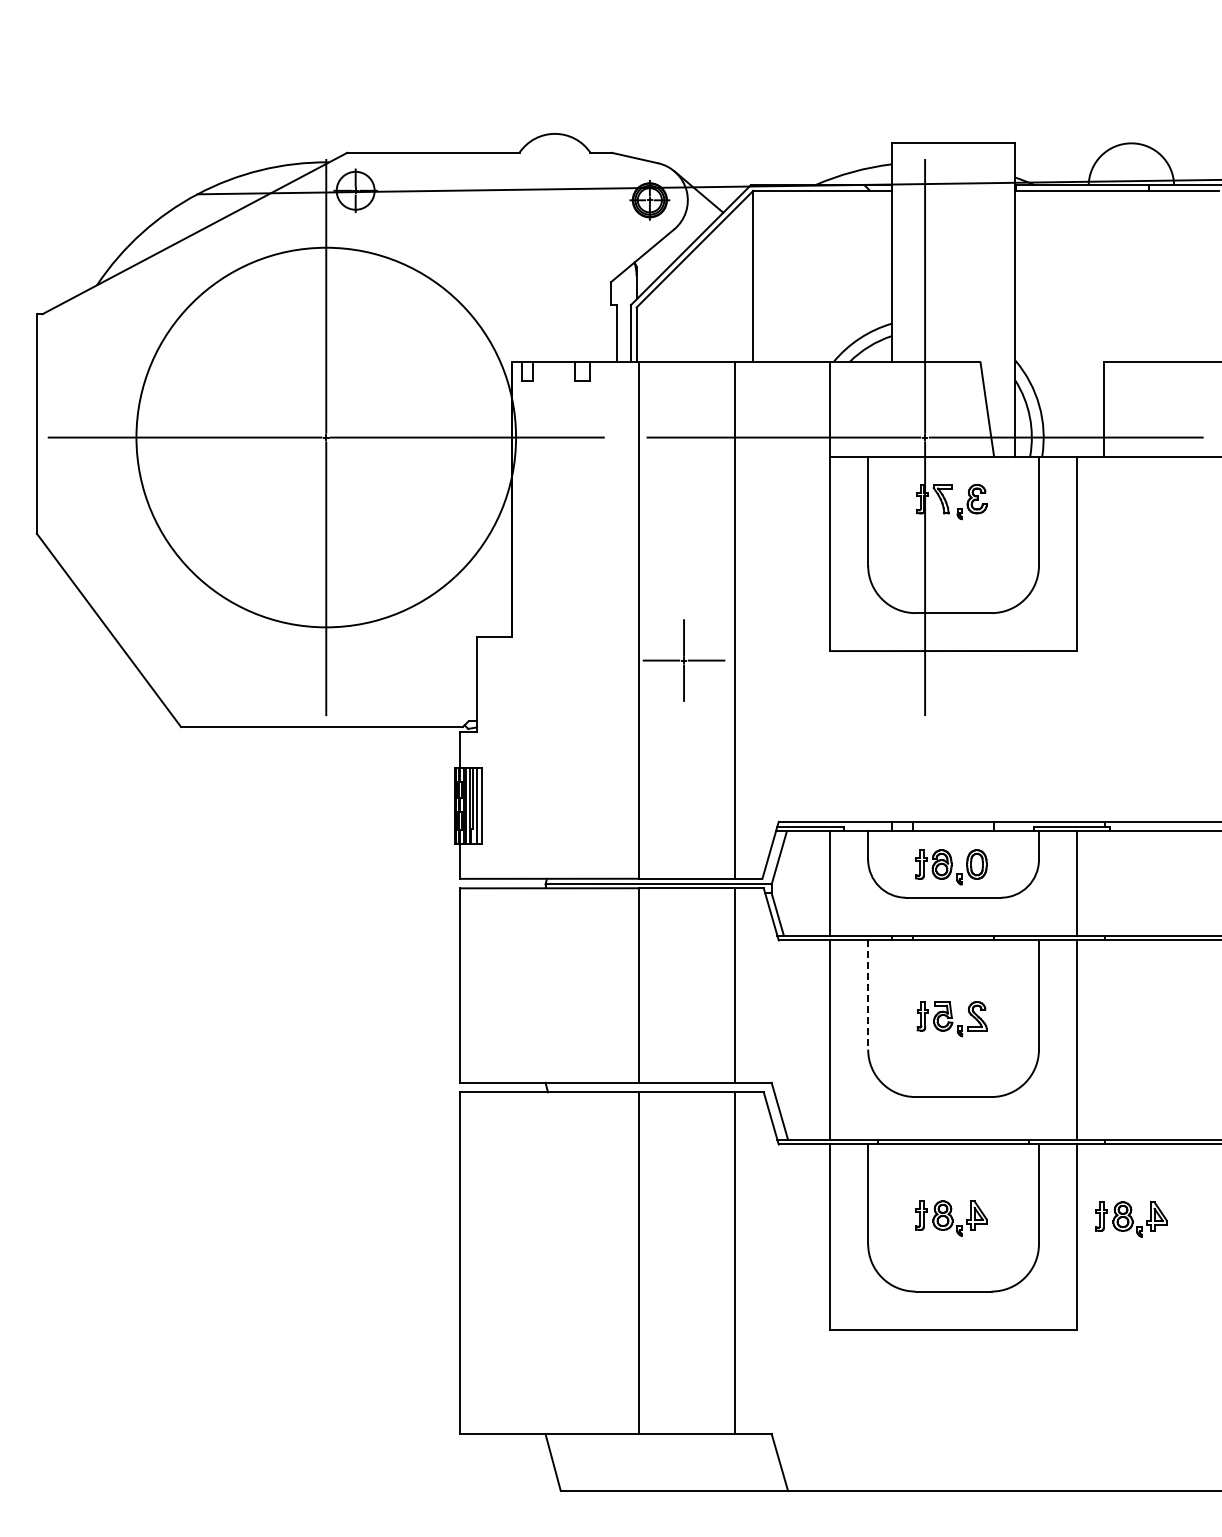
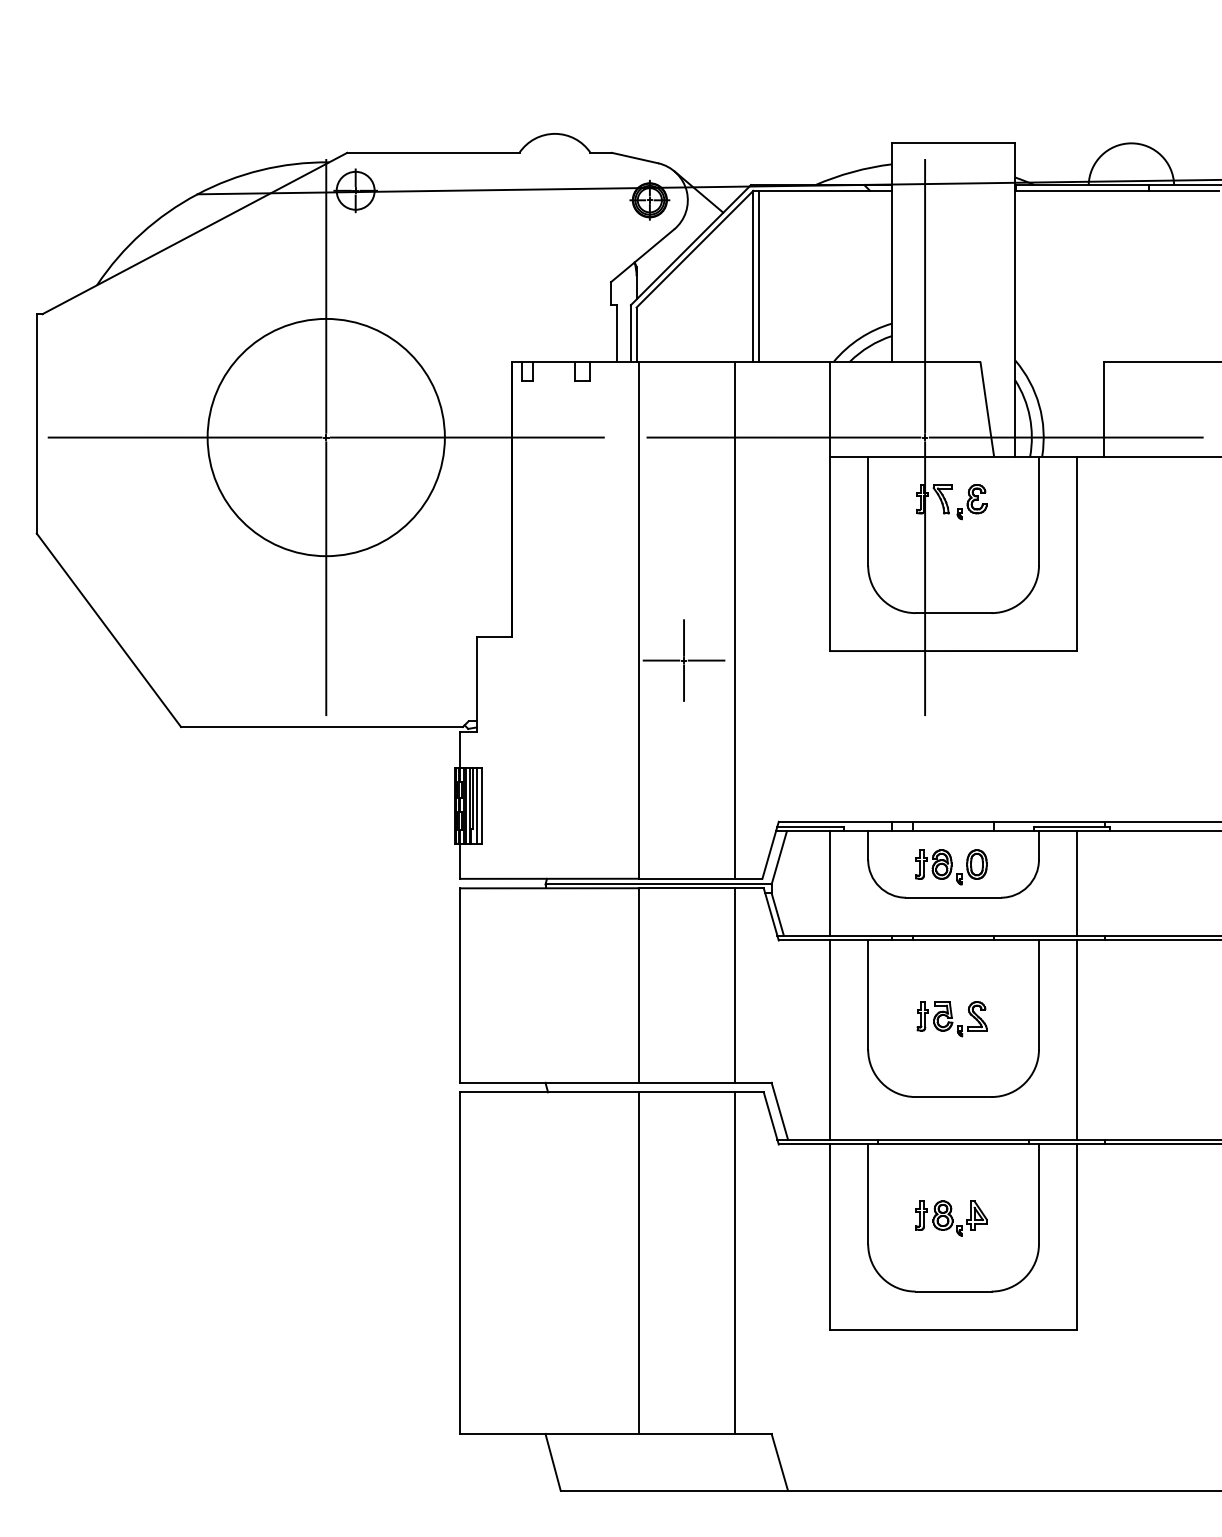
line: none -> present (759, 275)
circle diameter: 380 px -> 237 px (325, 437)
line: dashed -> solid (868, 995)
part: present -> none (1131, 1219)
